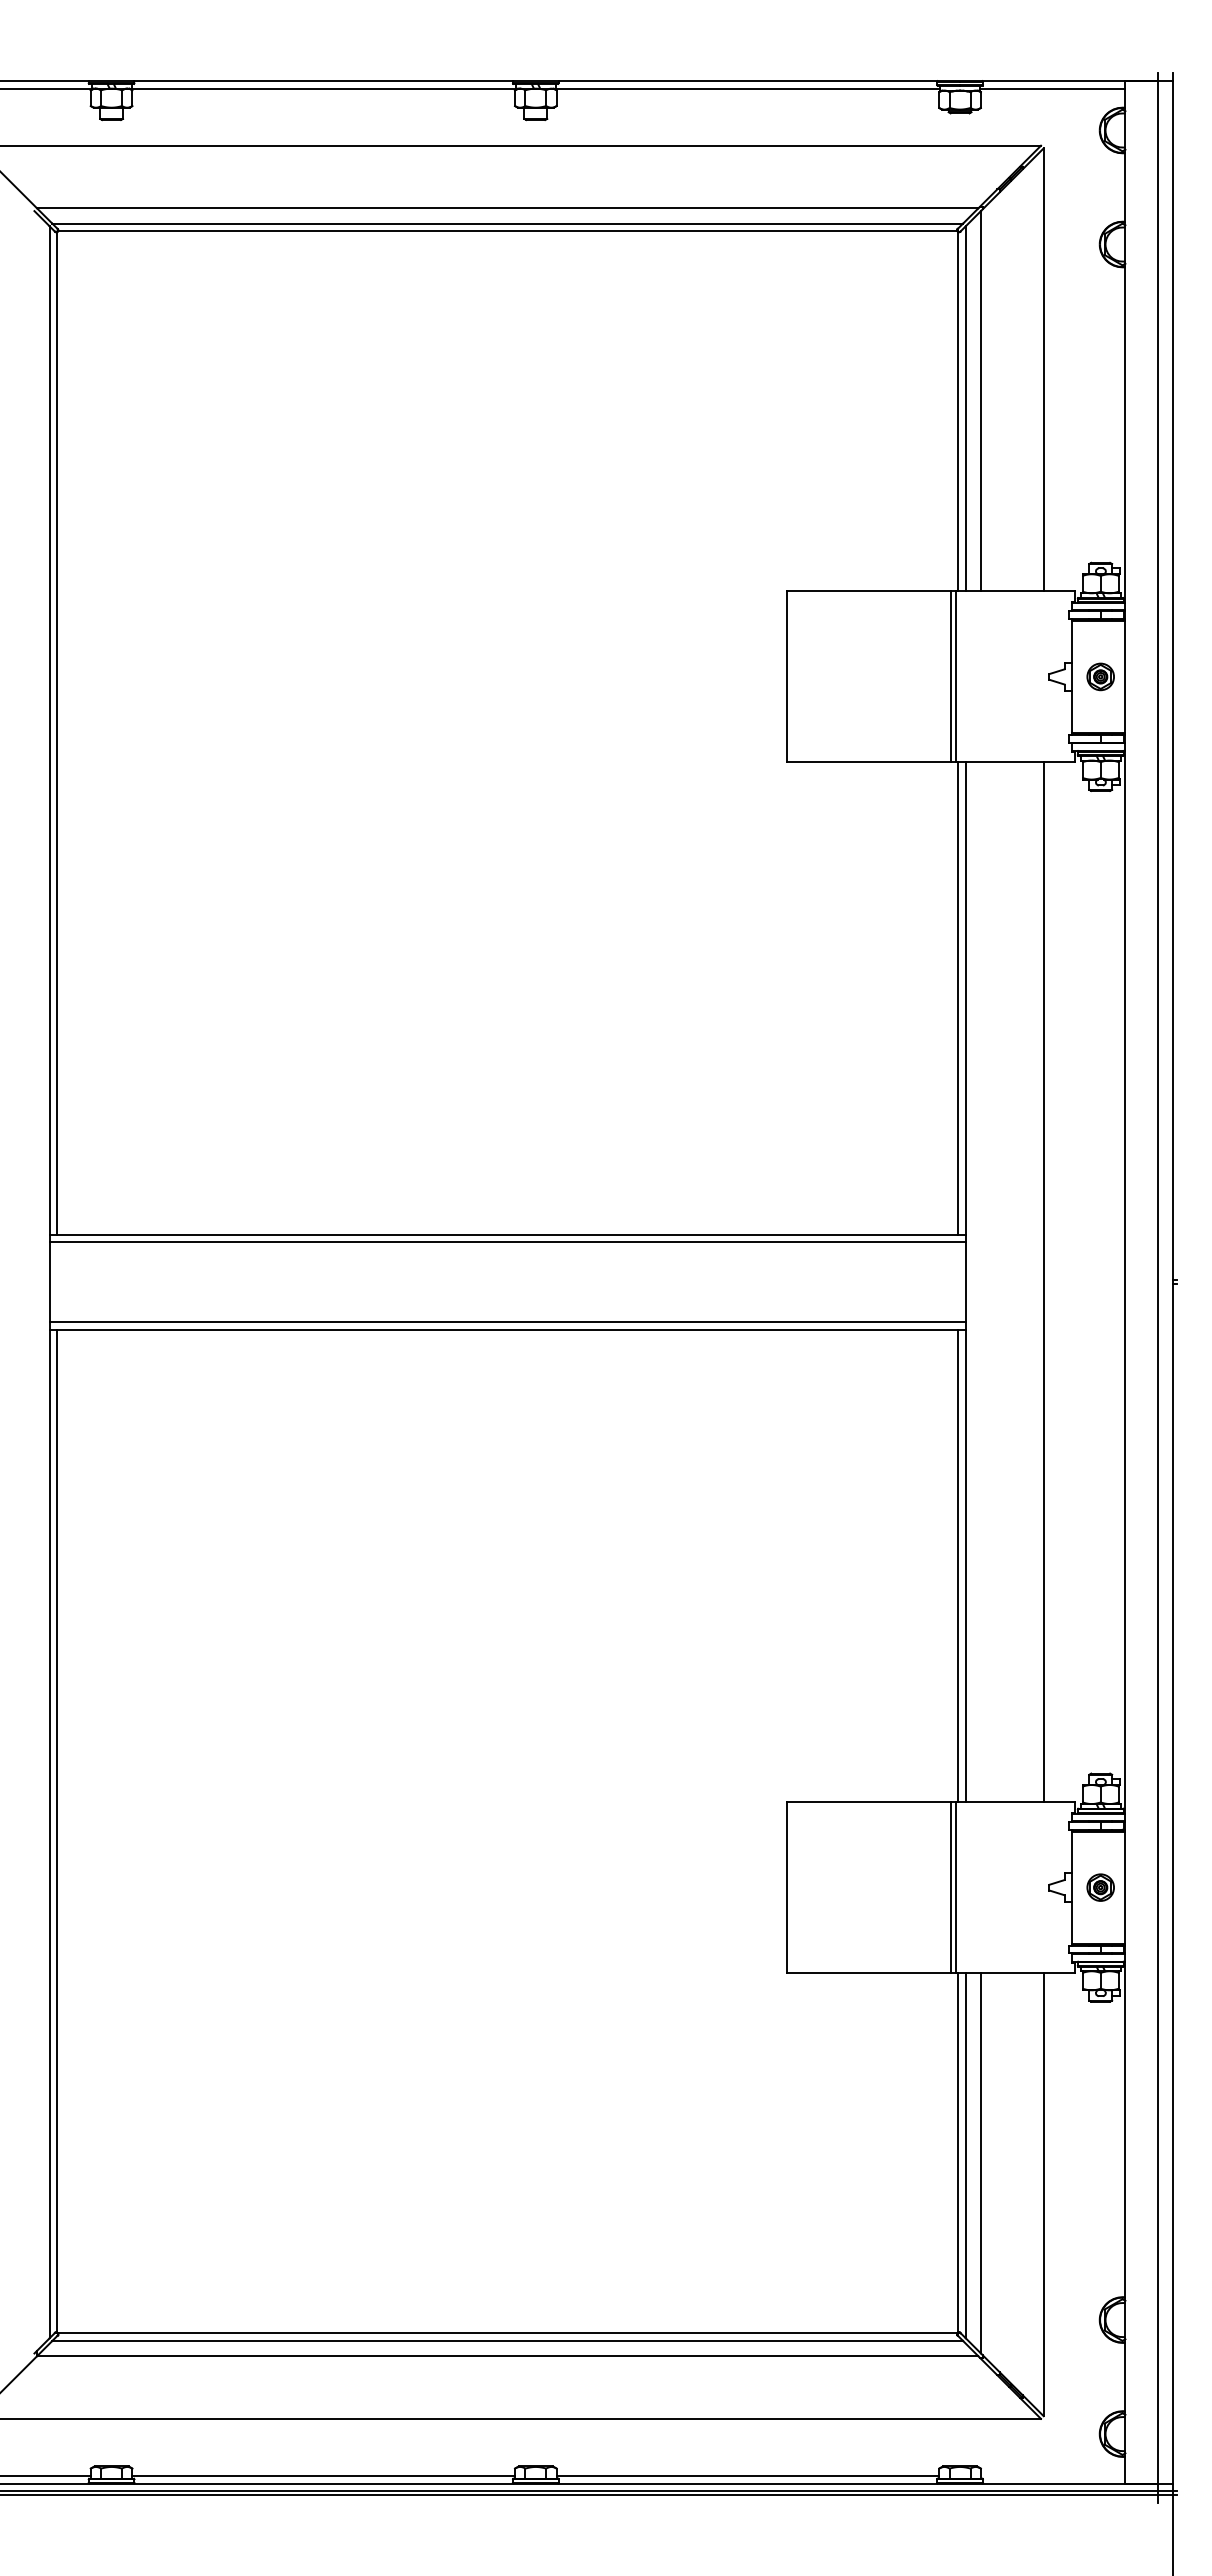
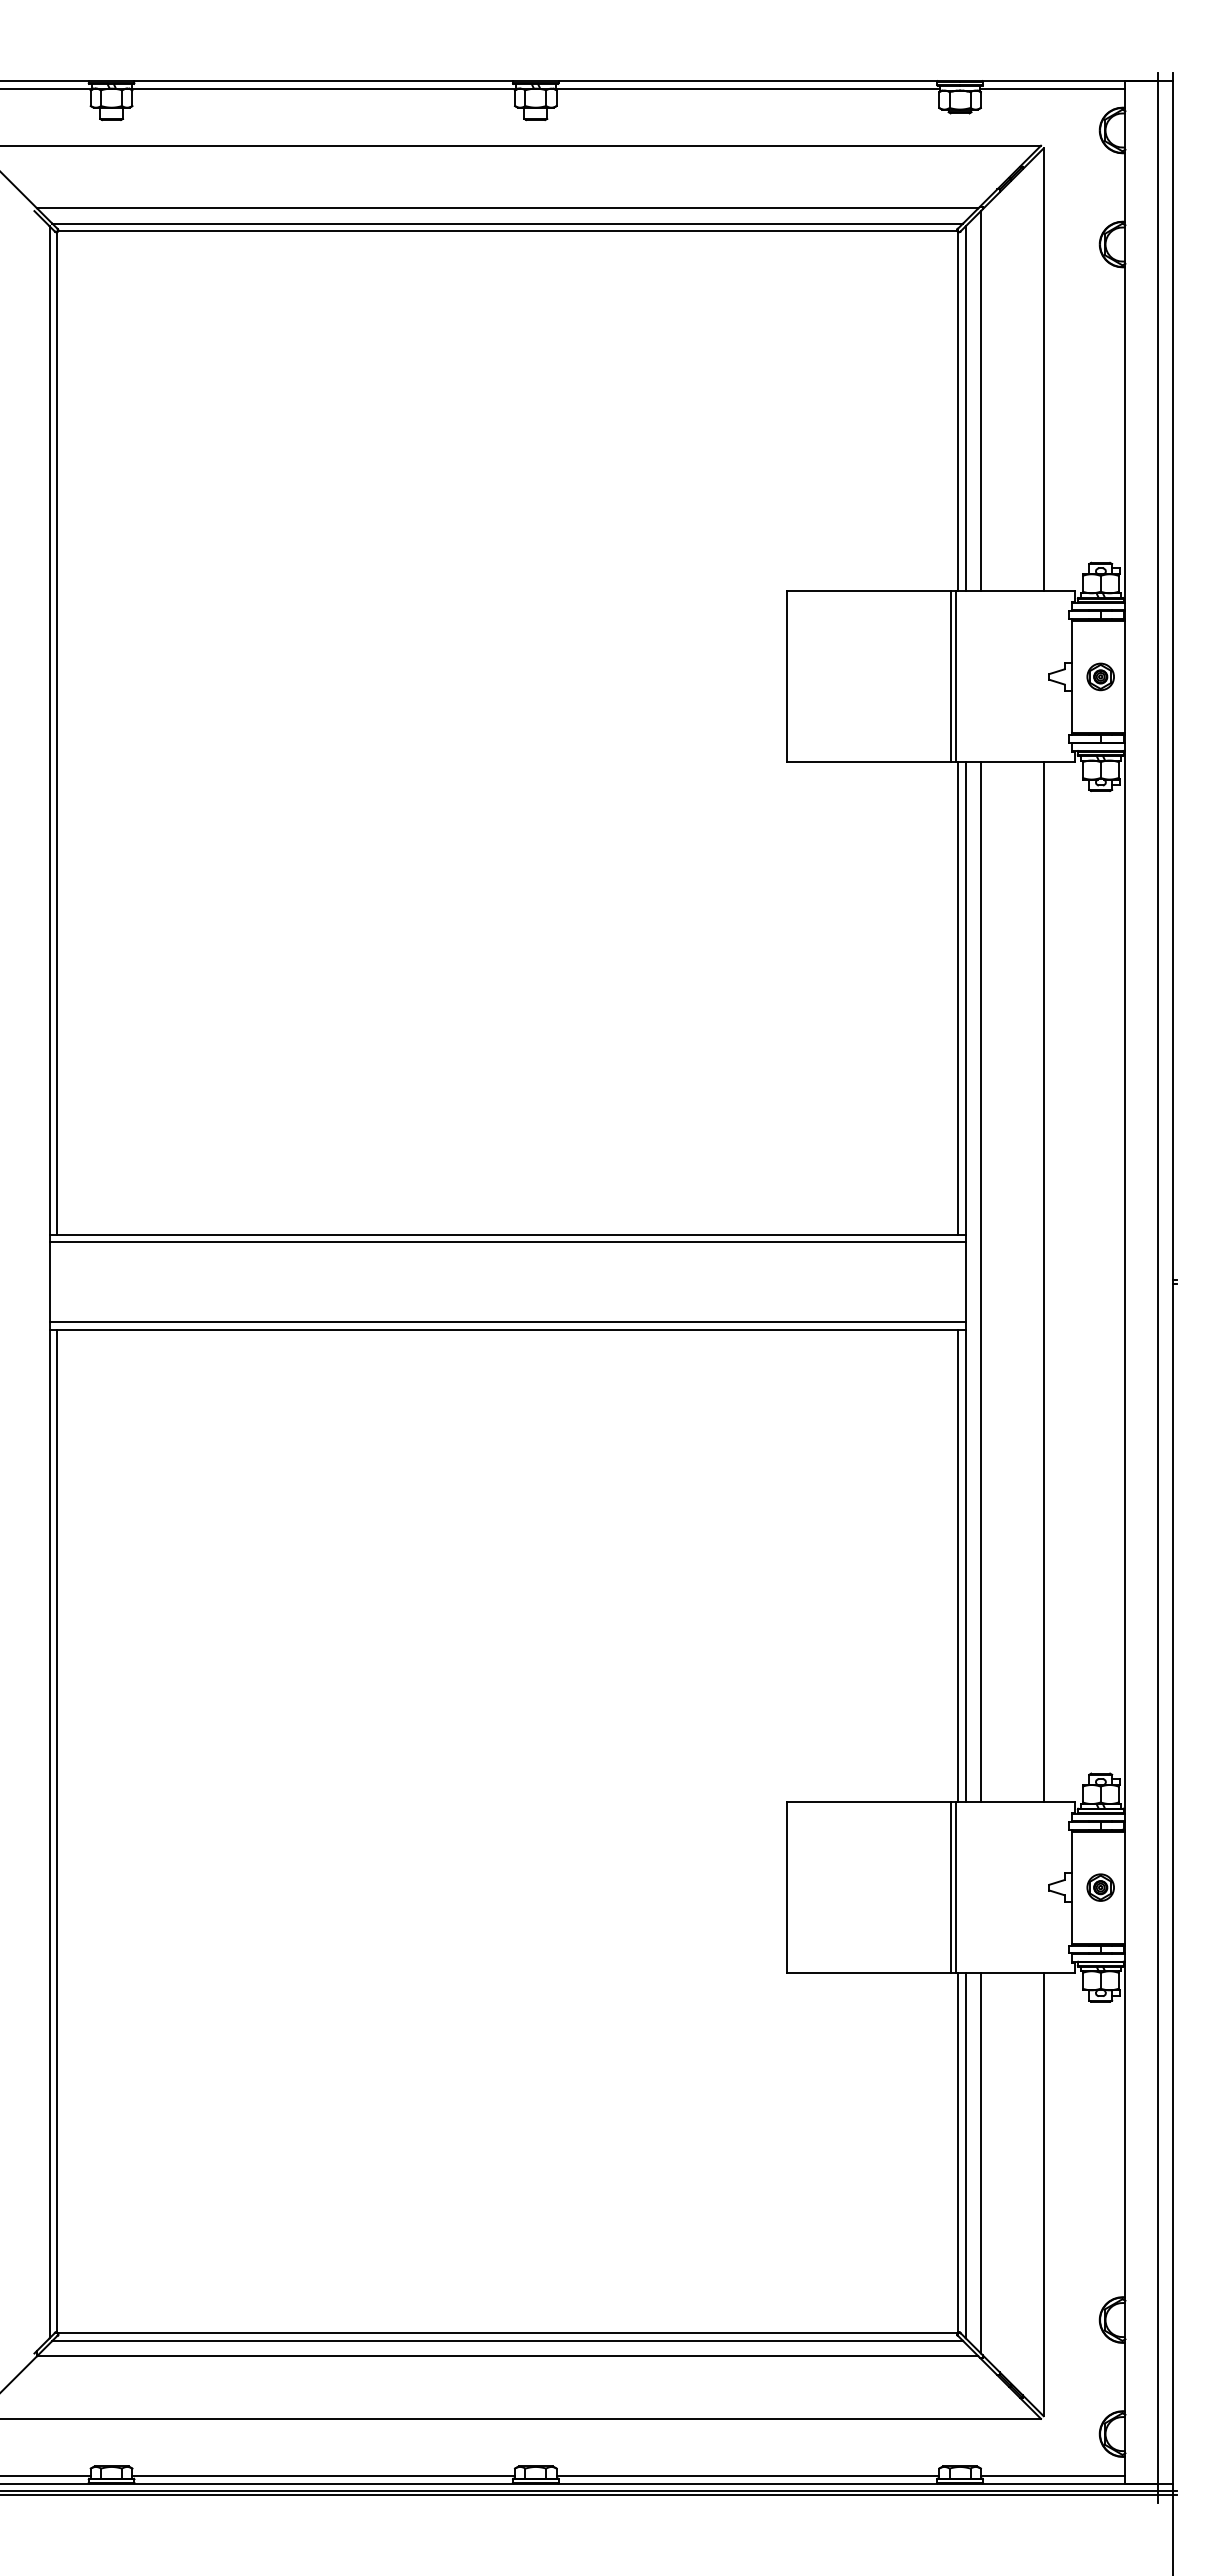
line: none -> present (980, 1282)
line: none -> present (1052, 2475)
